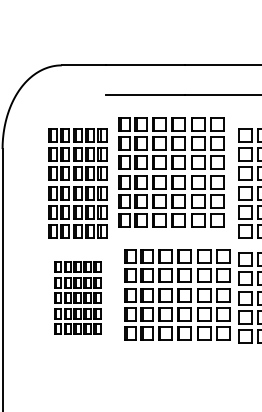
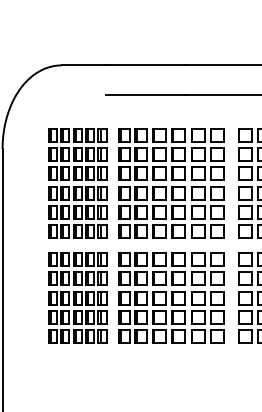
part position: (171, 172) -> (171, 183) (171, 183)
part position: (177, 294) -> (171, 297) (171, 297)
part size: 48x74 px -> 60x92 px (77, 297)
